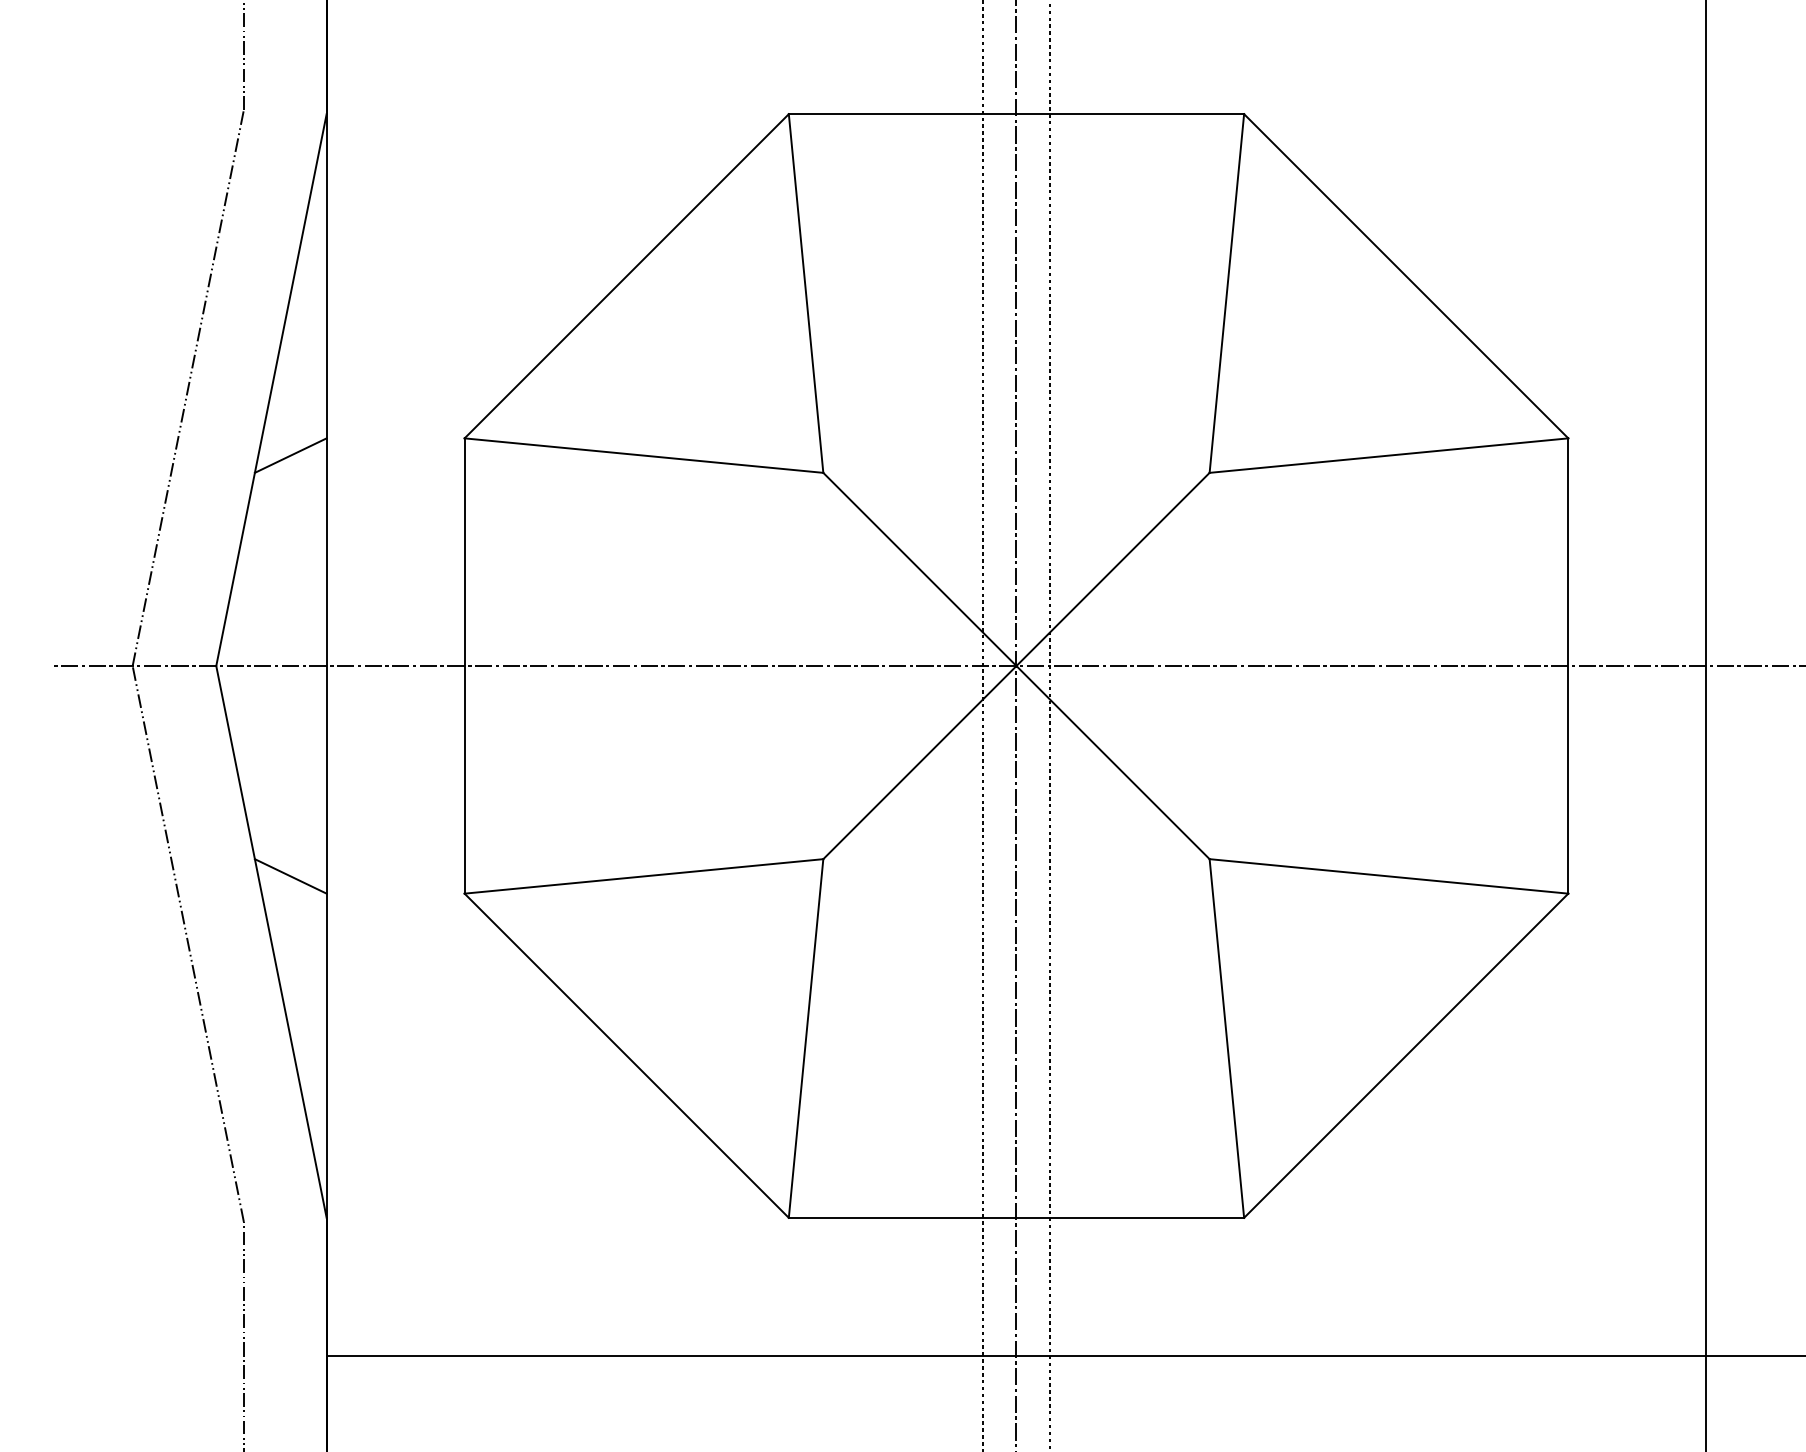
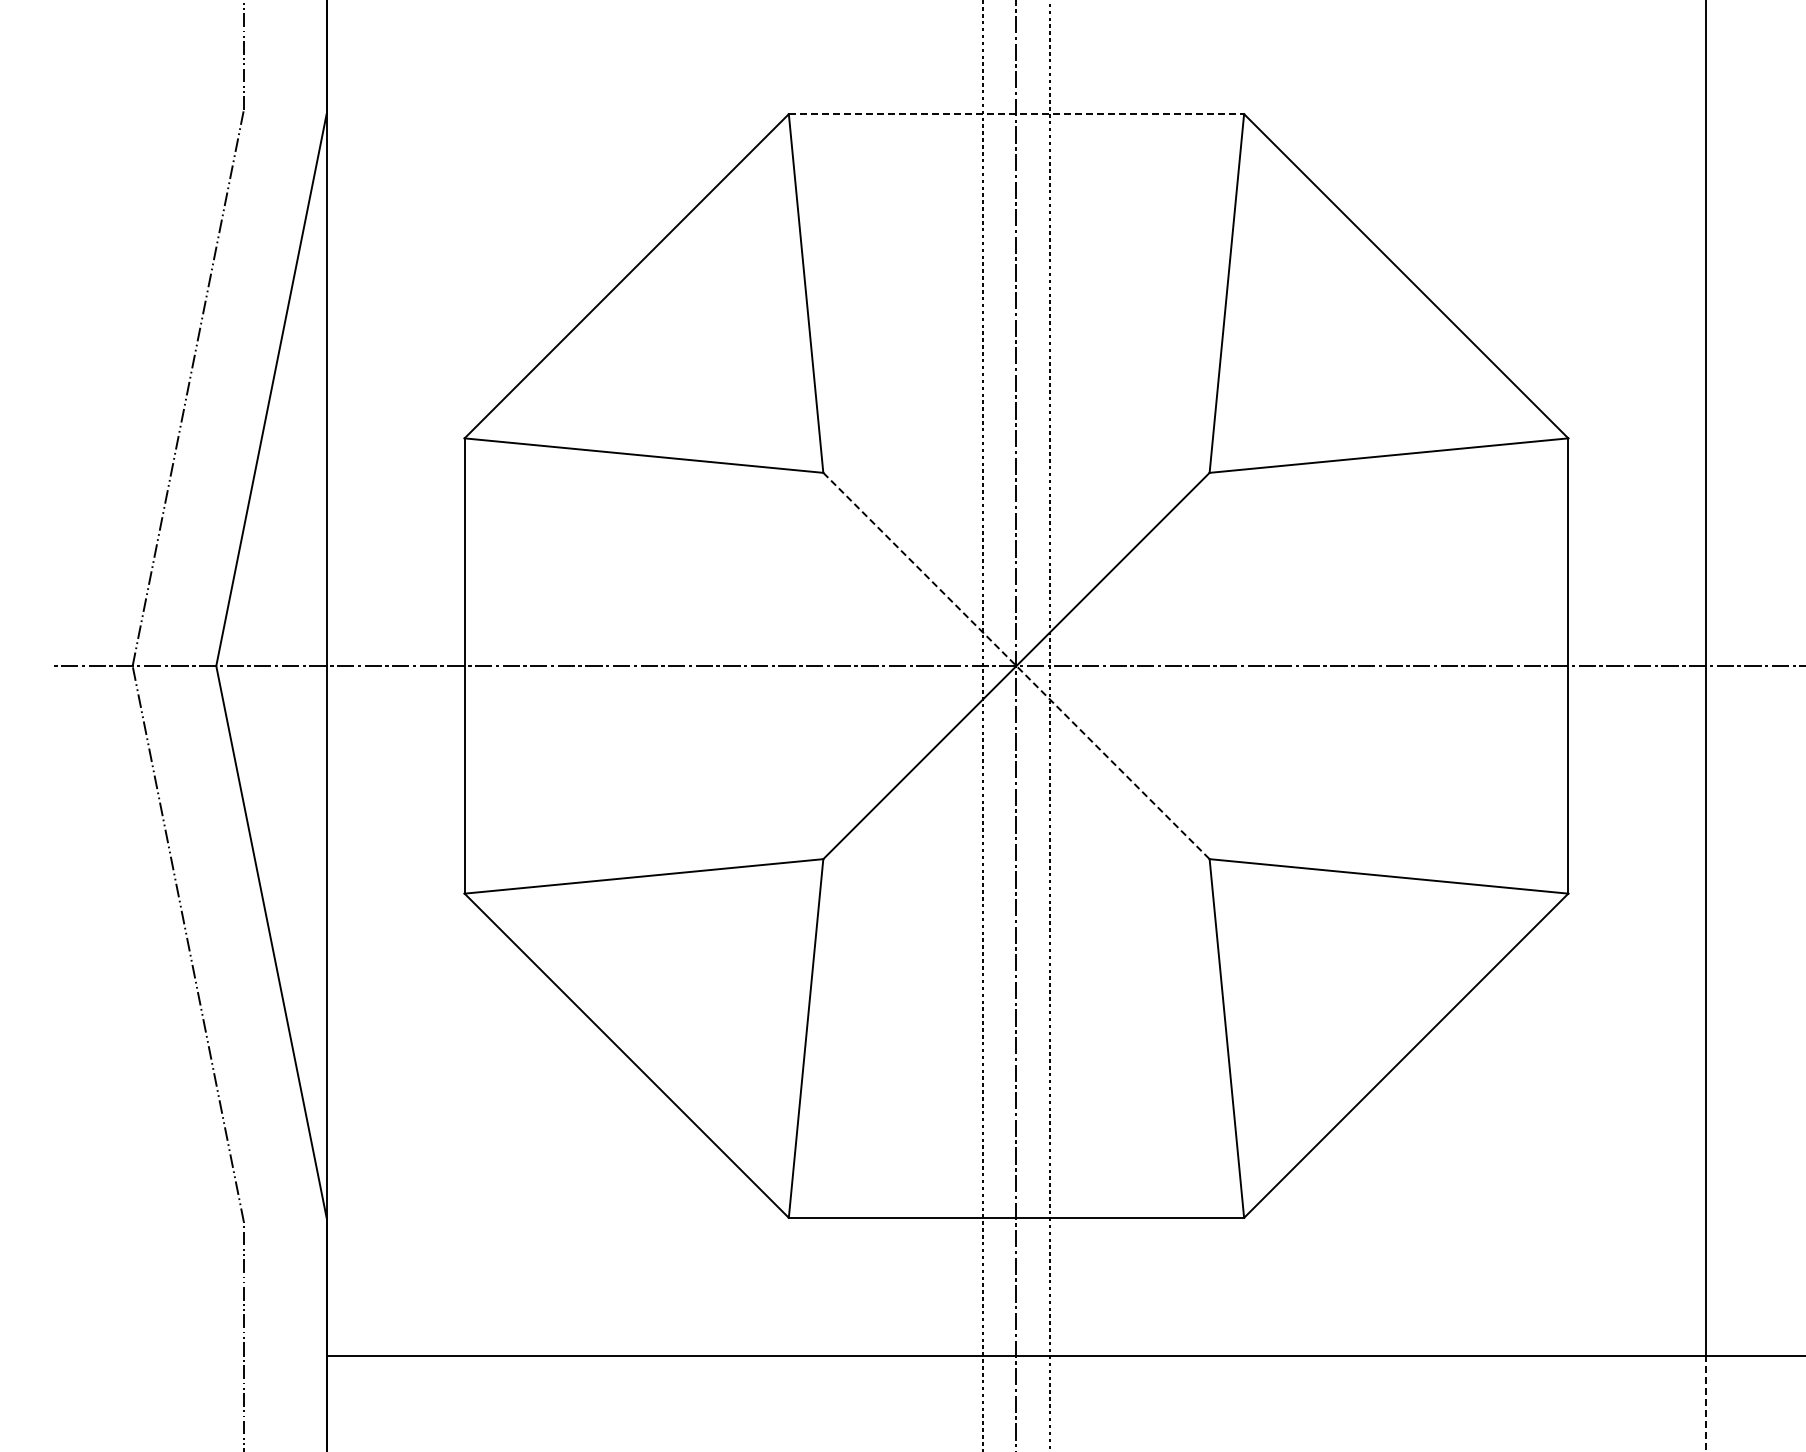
line: solid -> dashed (1016, 114)
line: present -> none (290, 455)
line: solid -> dashed (1016, 666)
line: present -> none (290, 876)
line: solid -> dashed (1706, 1403)
